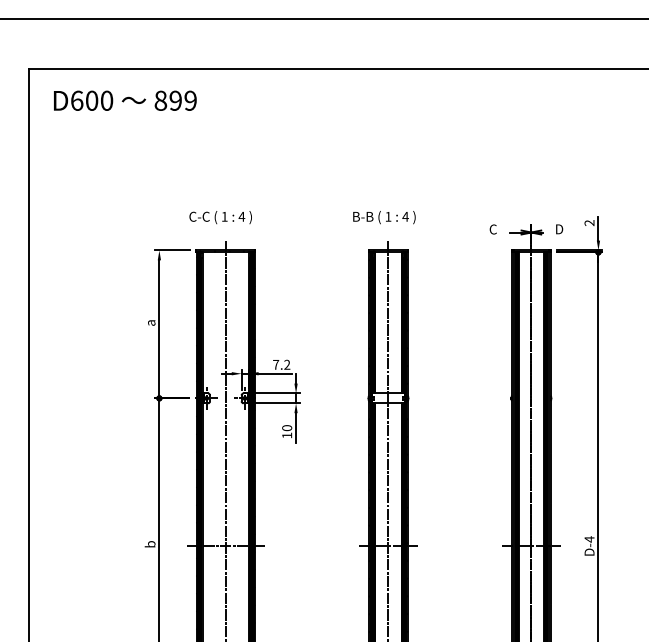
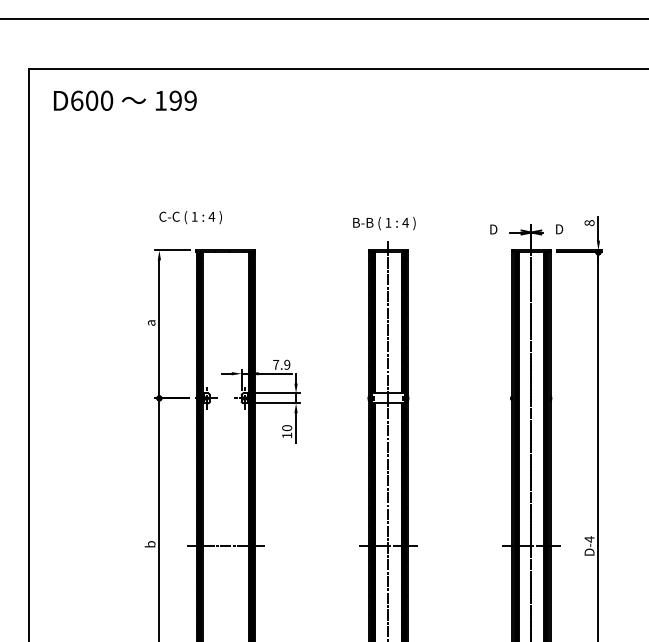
text: 899 -> 199 (160, 100)
text position: (220, 217) -> (190, 217) (190, 217)
text position: (384, 217) -> (384, 223) (384, 223)
text: 2 -> 8 (589, 223)
text: C -> D (493, 229)
text: 7.2 -> 7.9 (287, 364)
line: present -> none (225, 439)
